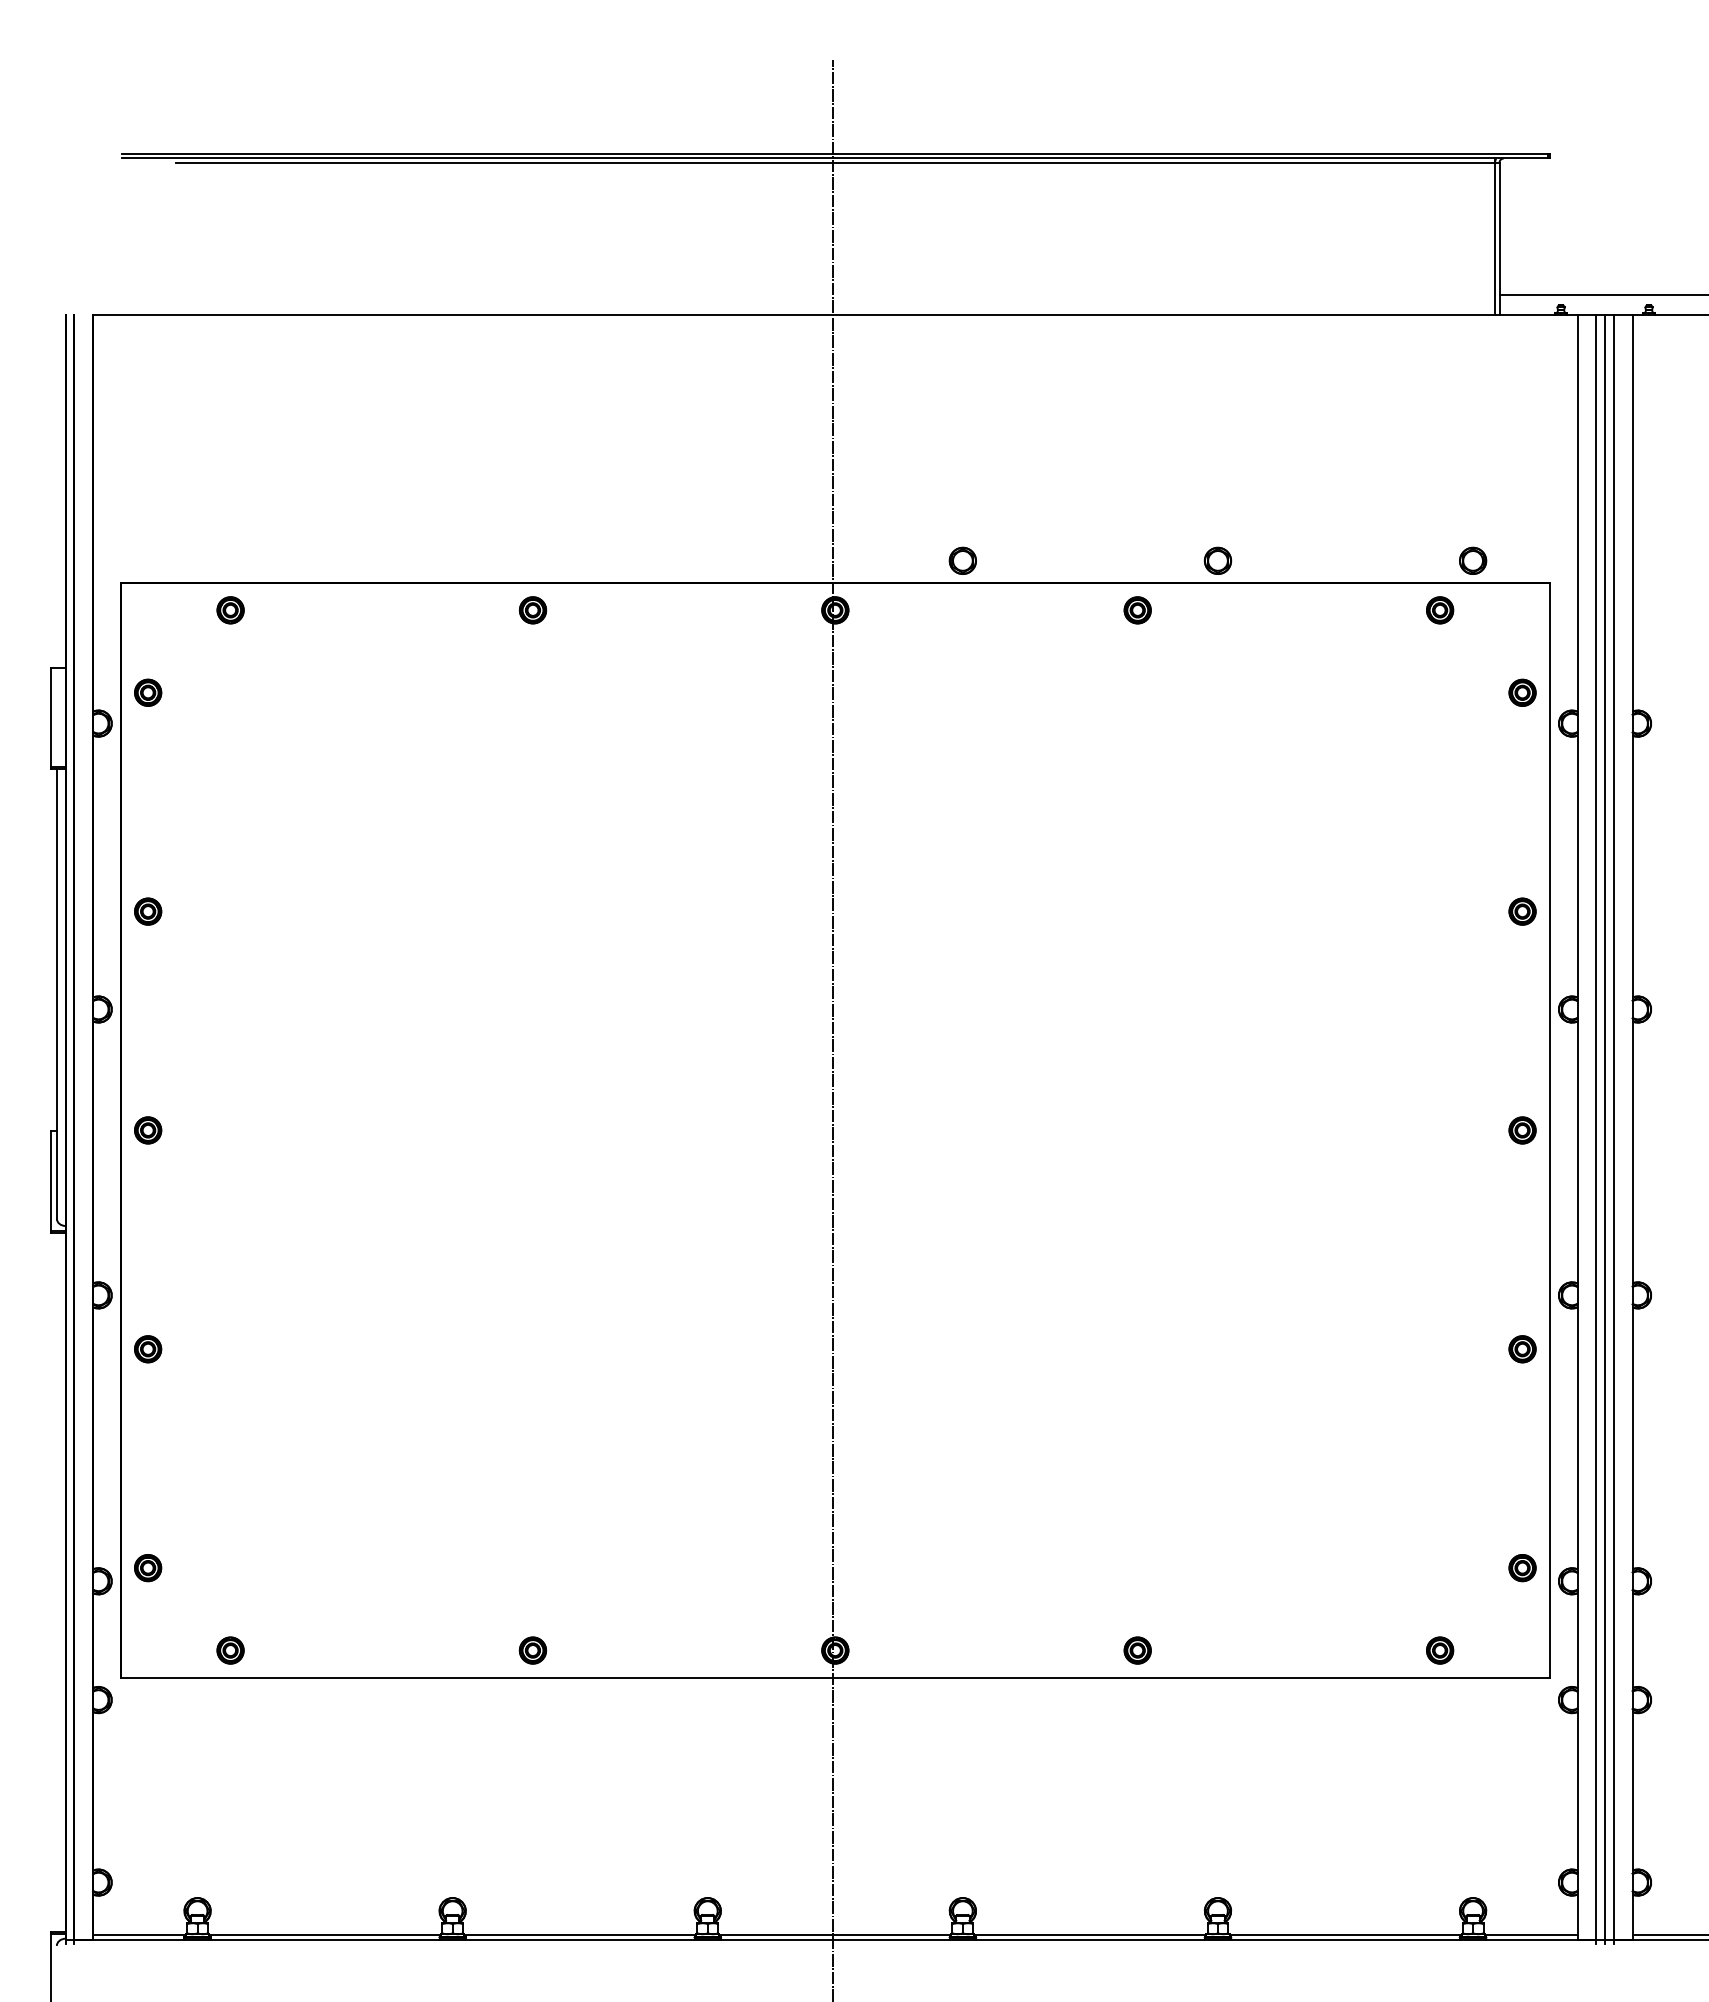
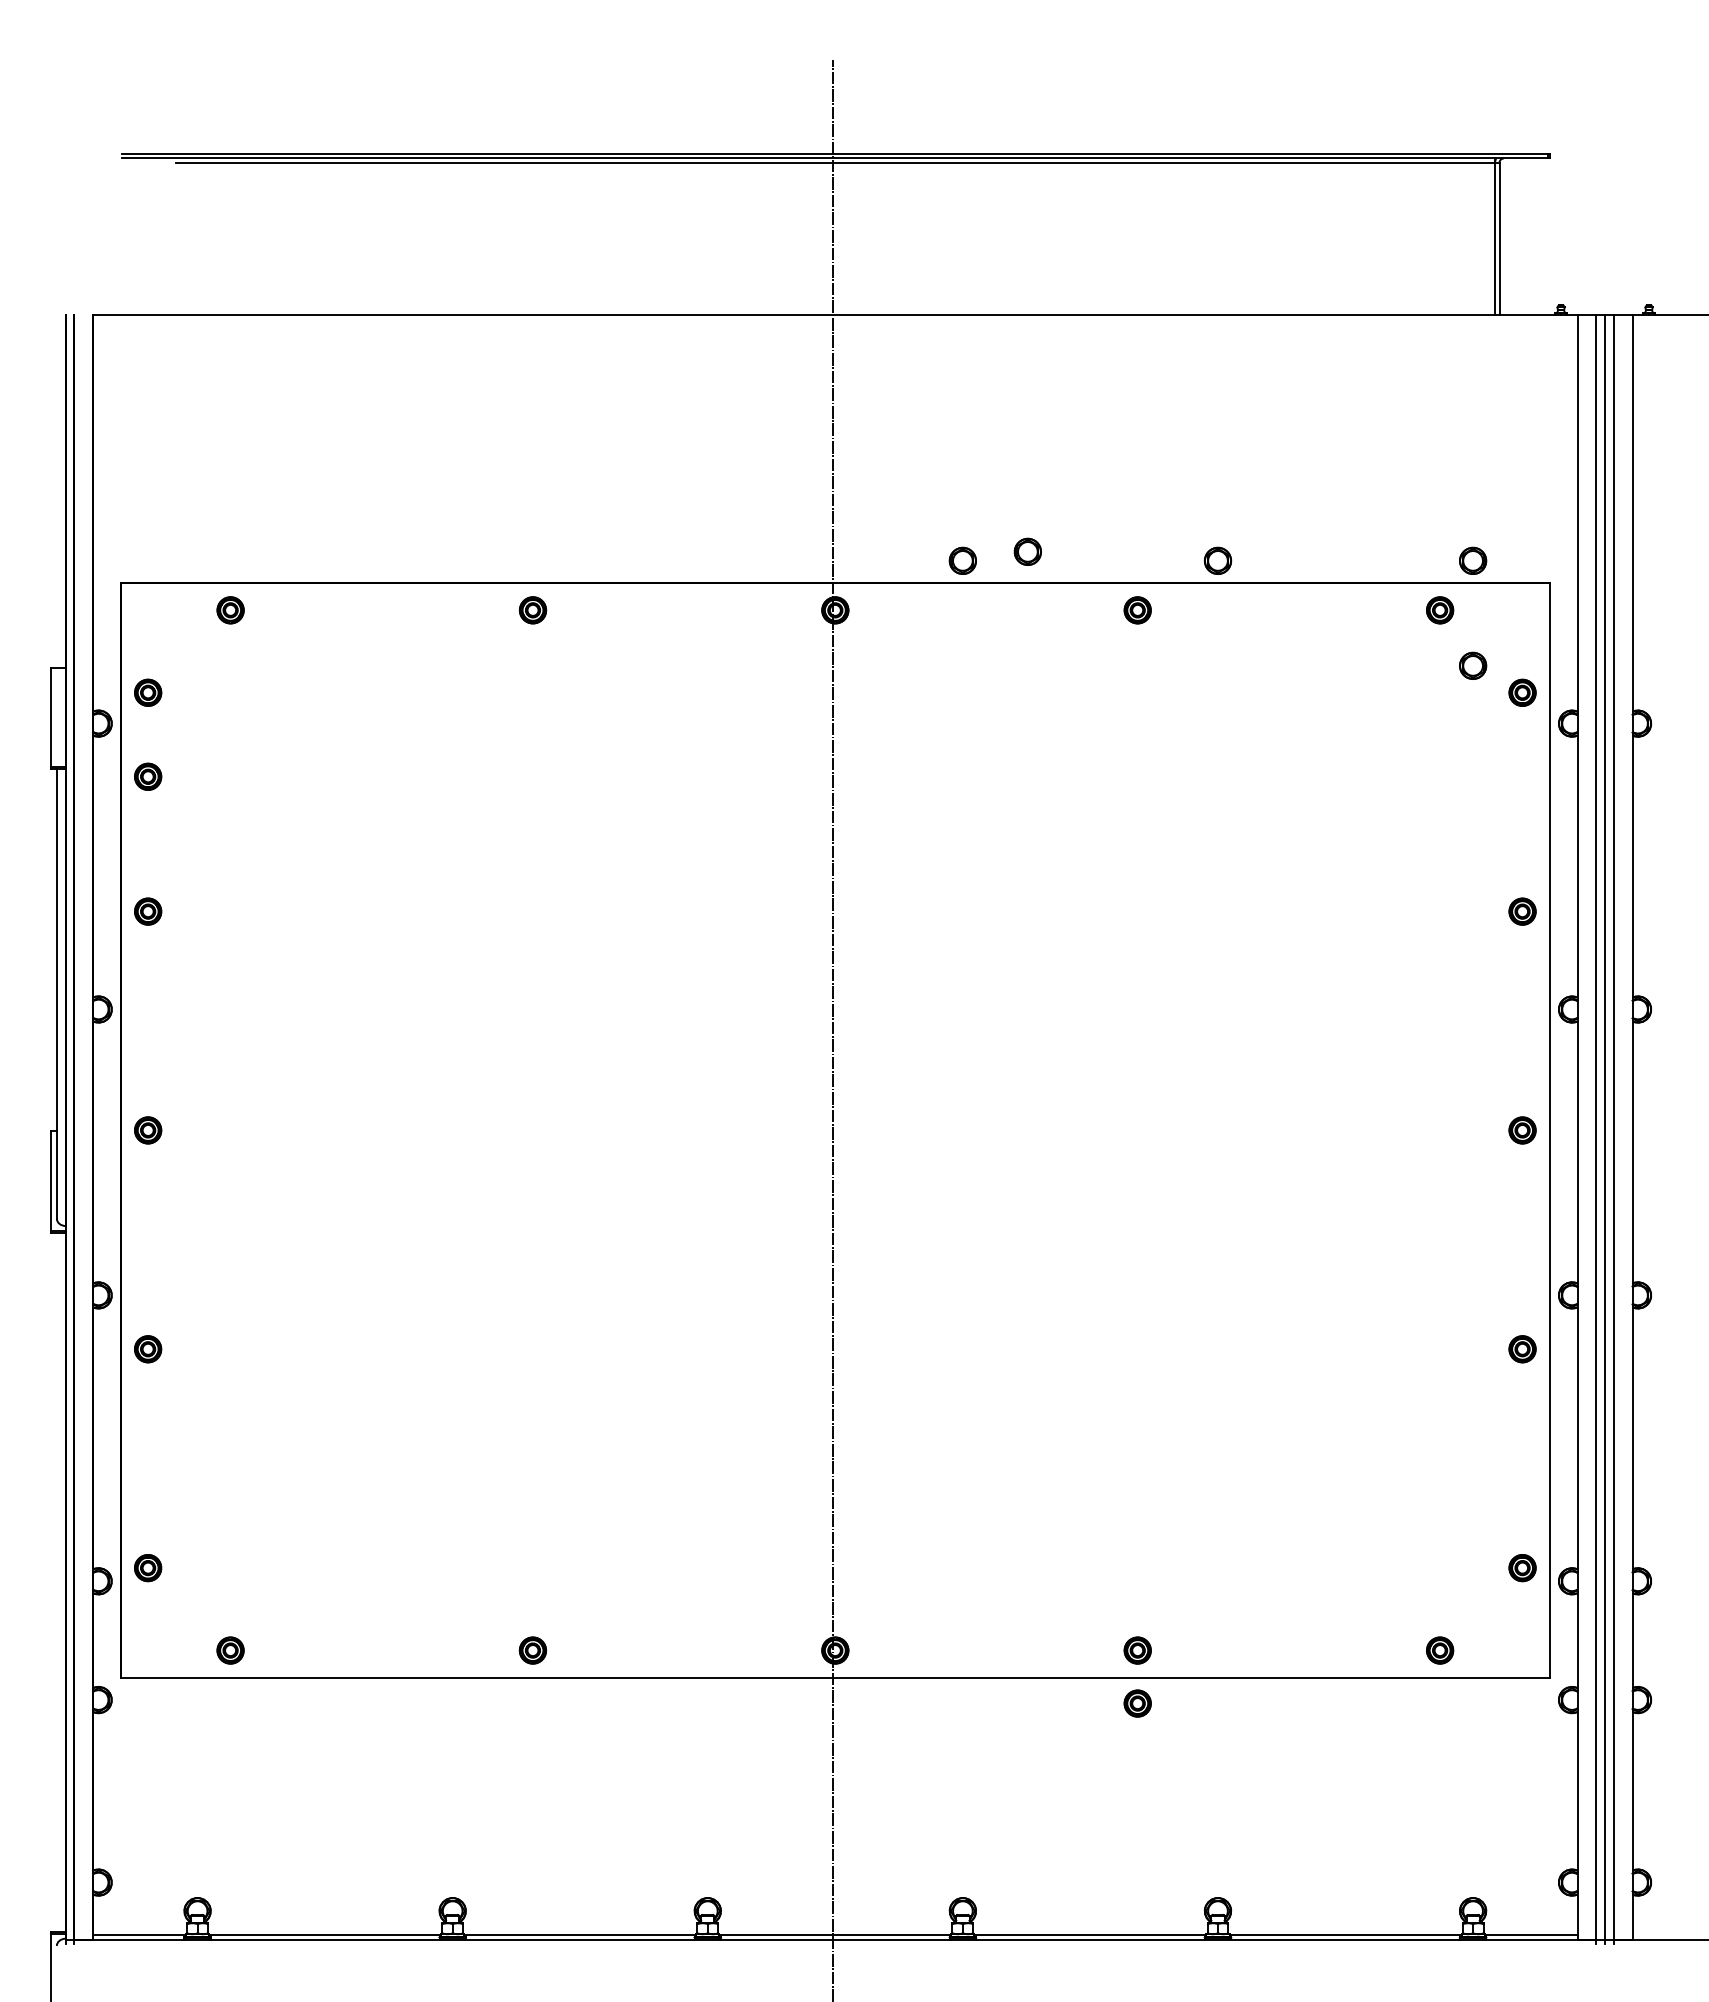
line: present -> none (1602, 294)
part: none -> present (1027, 551)
part: none -> present (1473, 665)
part: none -> present (148, 776)
part: none -> present (1137, 1703)
line: present -> none (1668, 1935)
